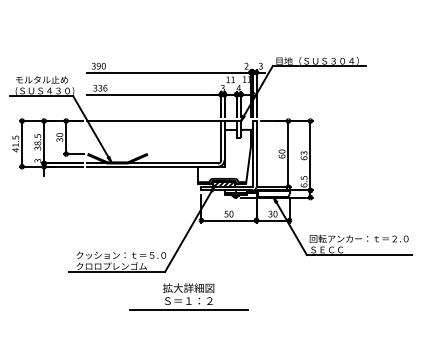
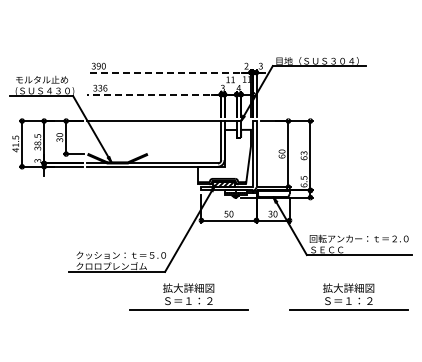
line: solid -> dashed (169, 72)
line: solid -> dashed (153, 94)
part: none -> present (348, 296)
